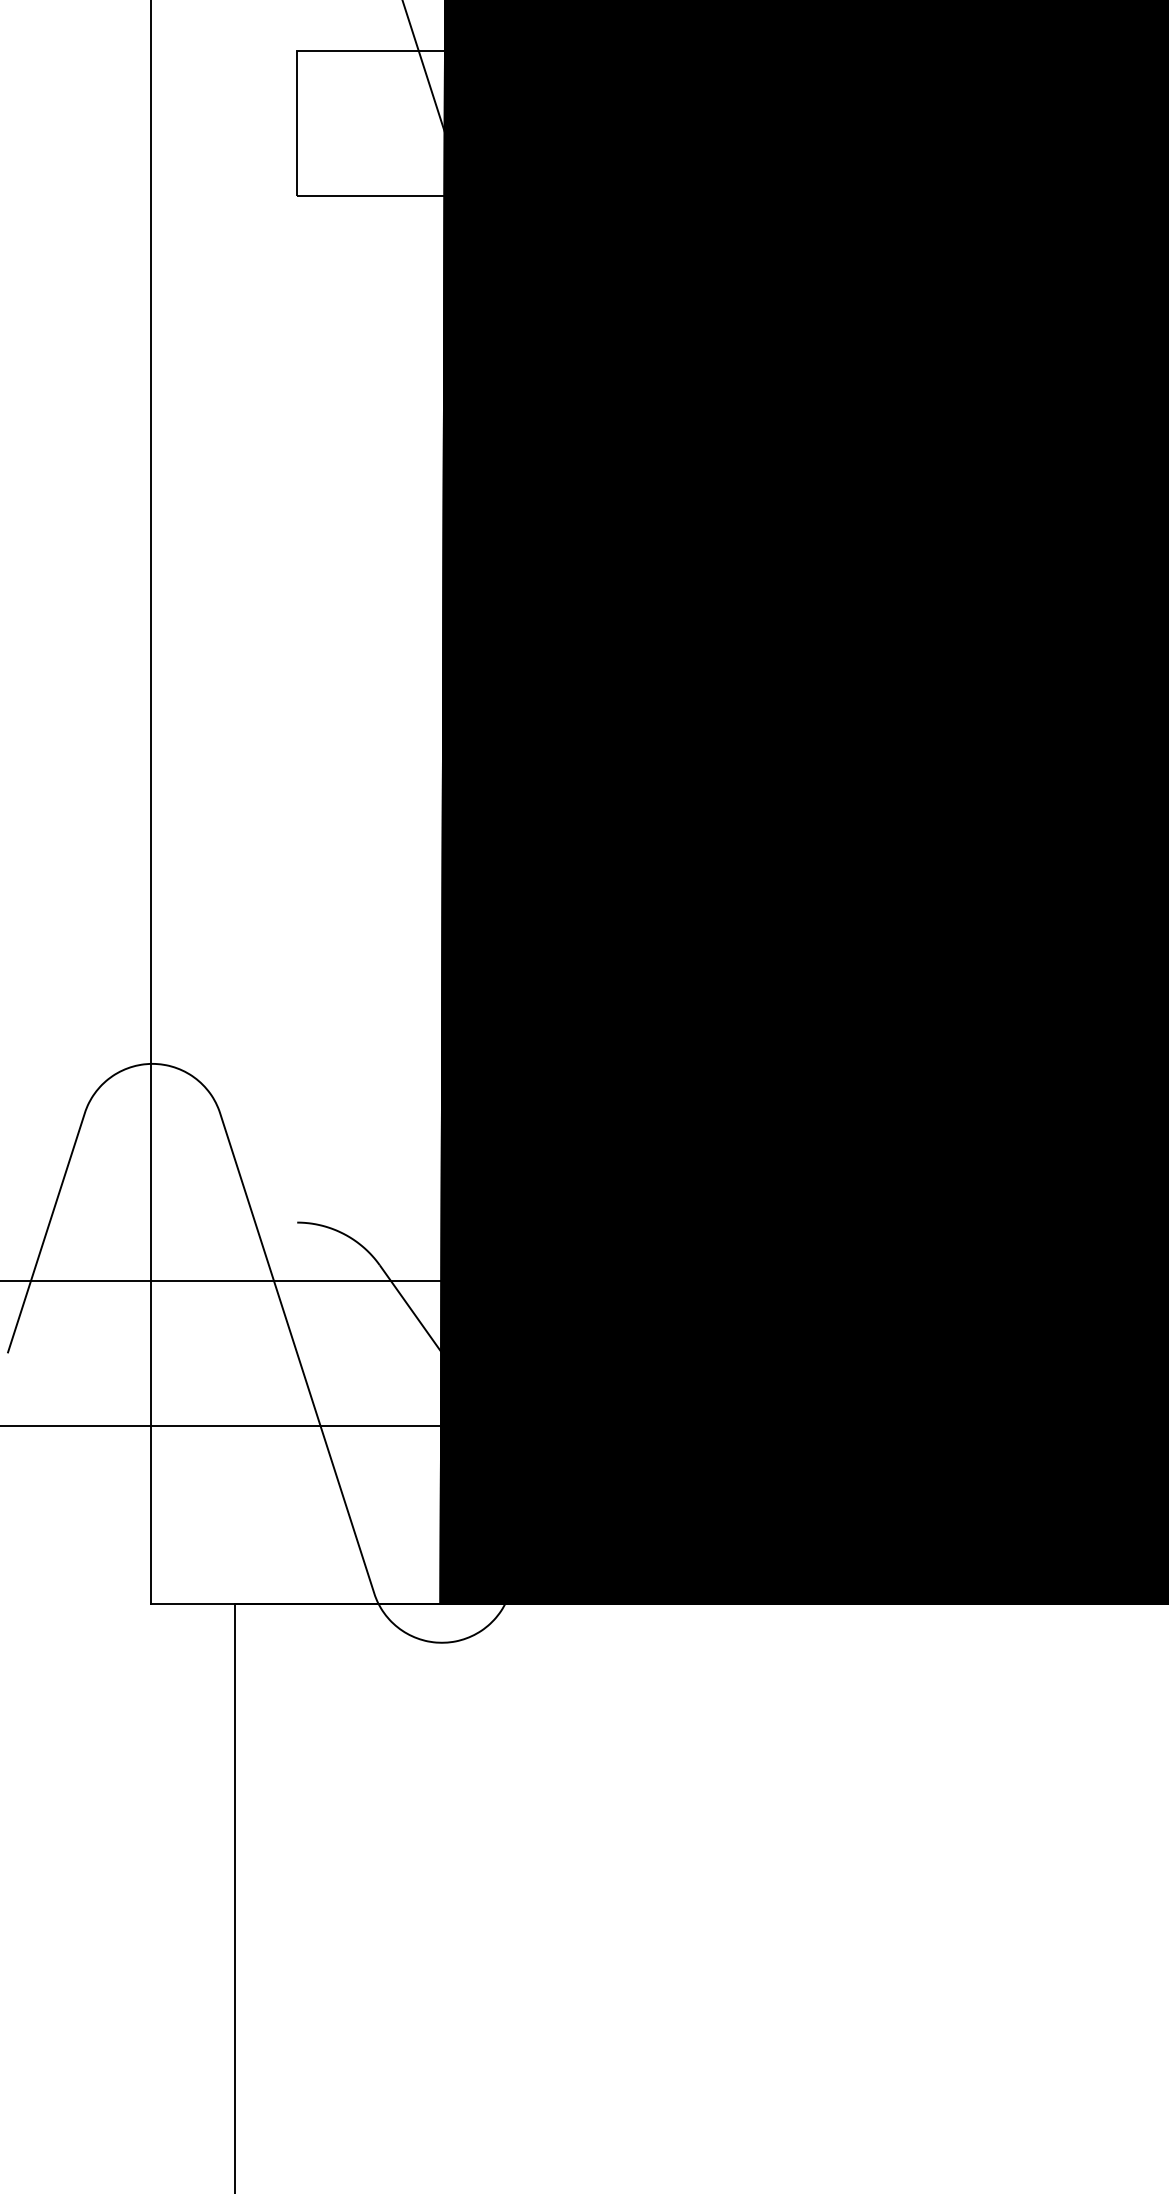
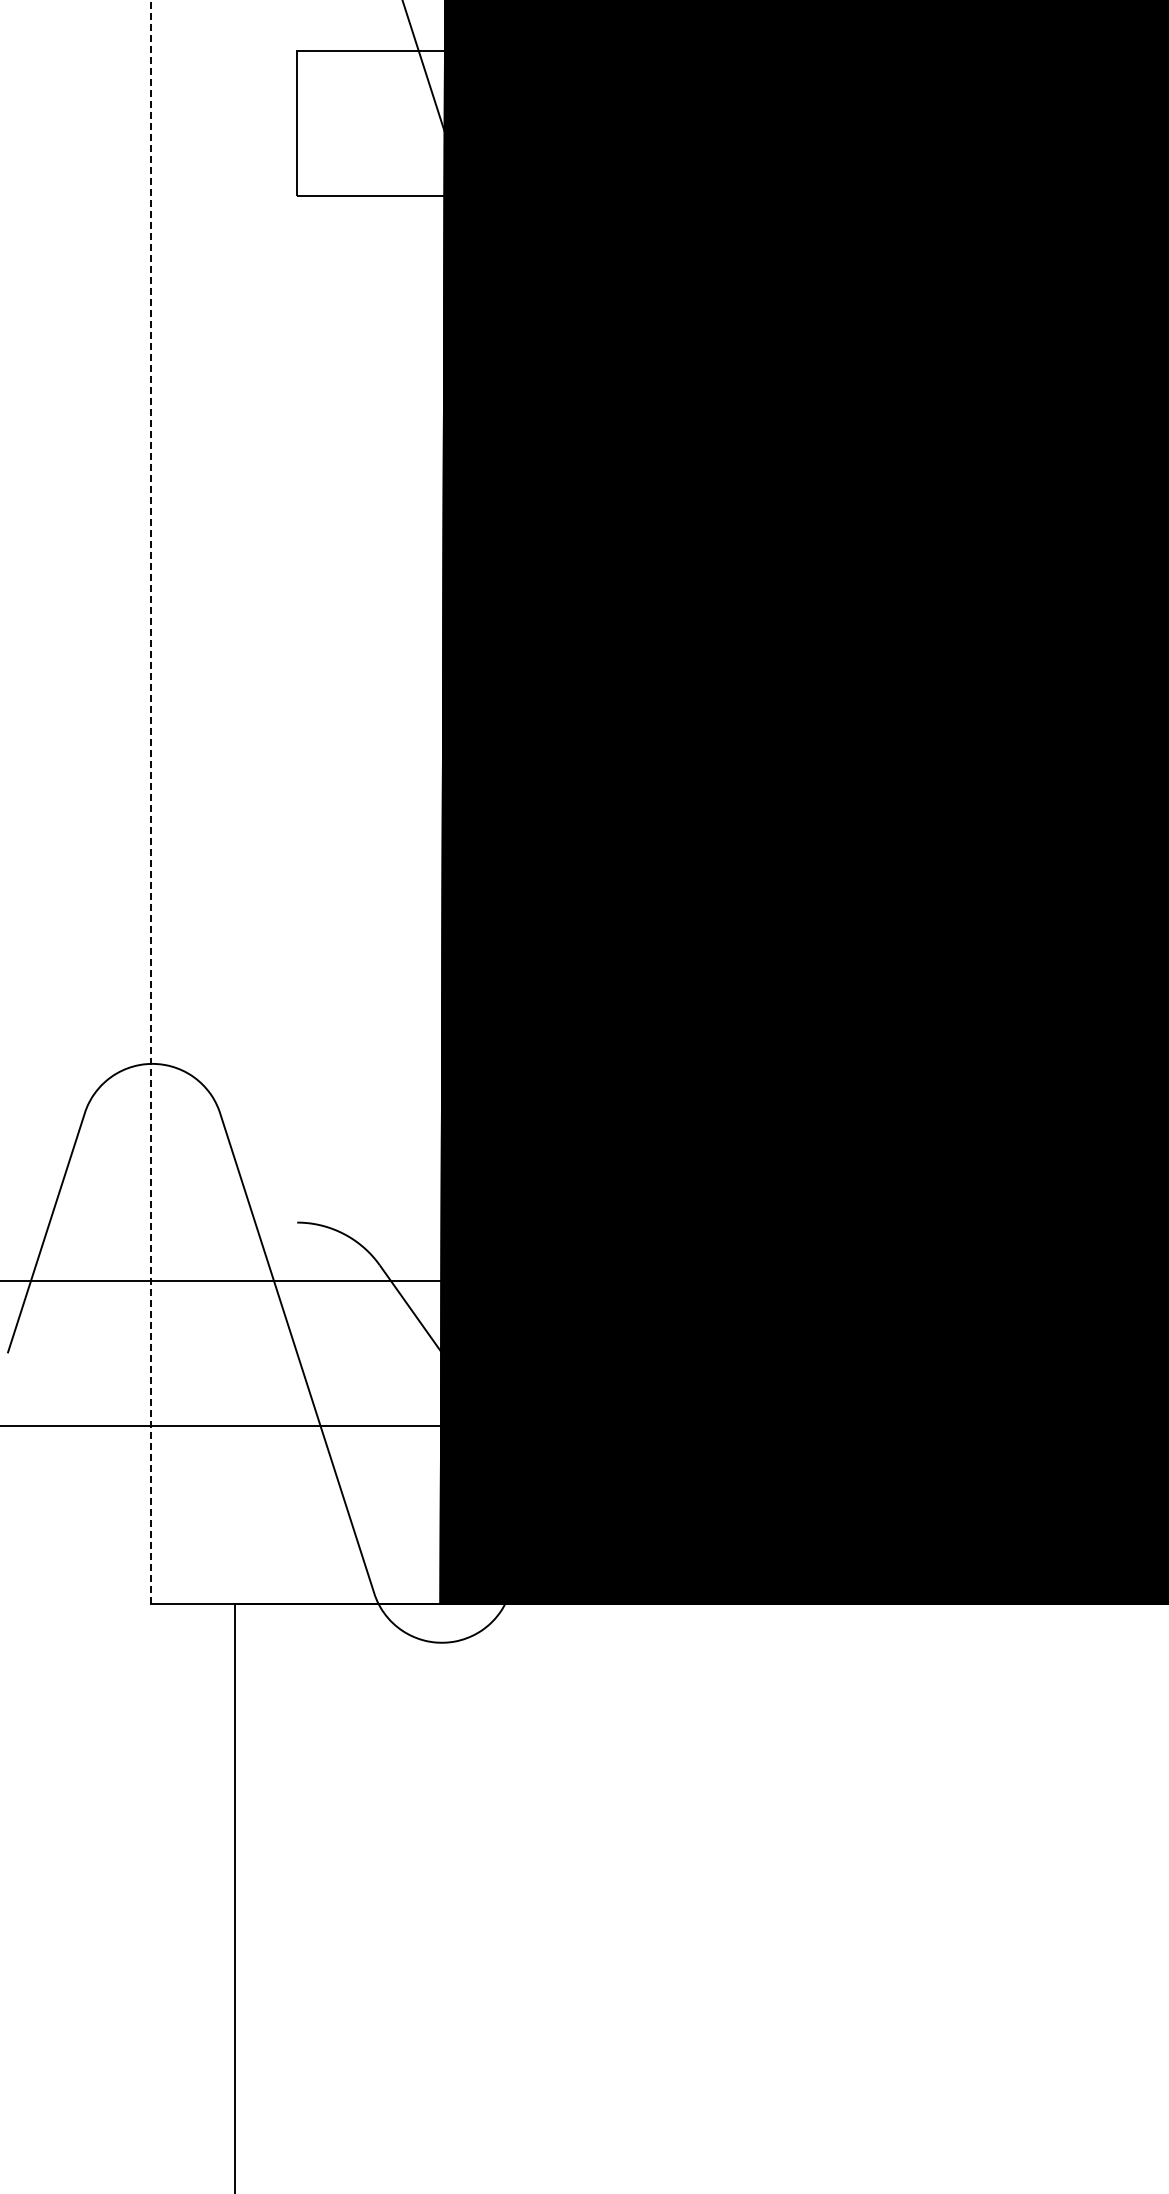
line: solid -> dashed (151, 801)
